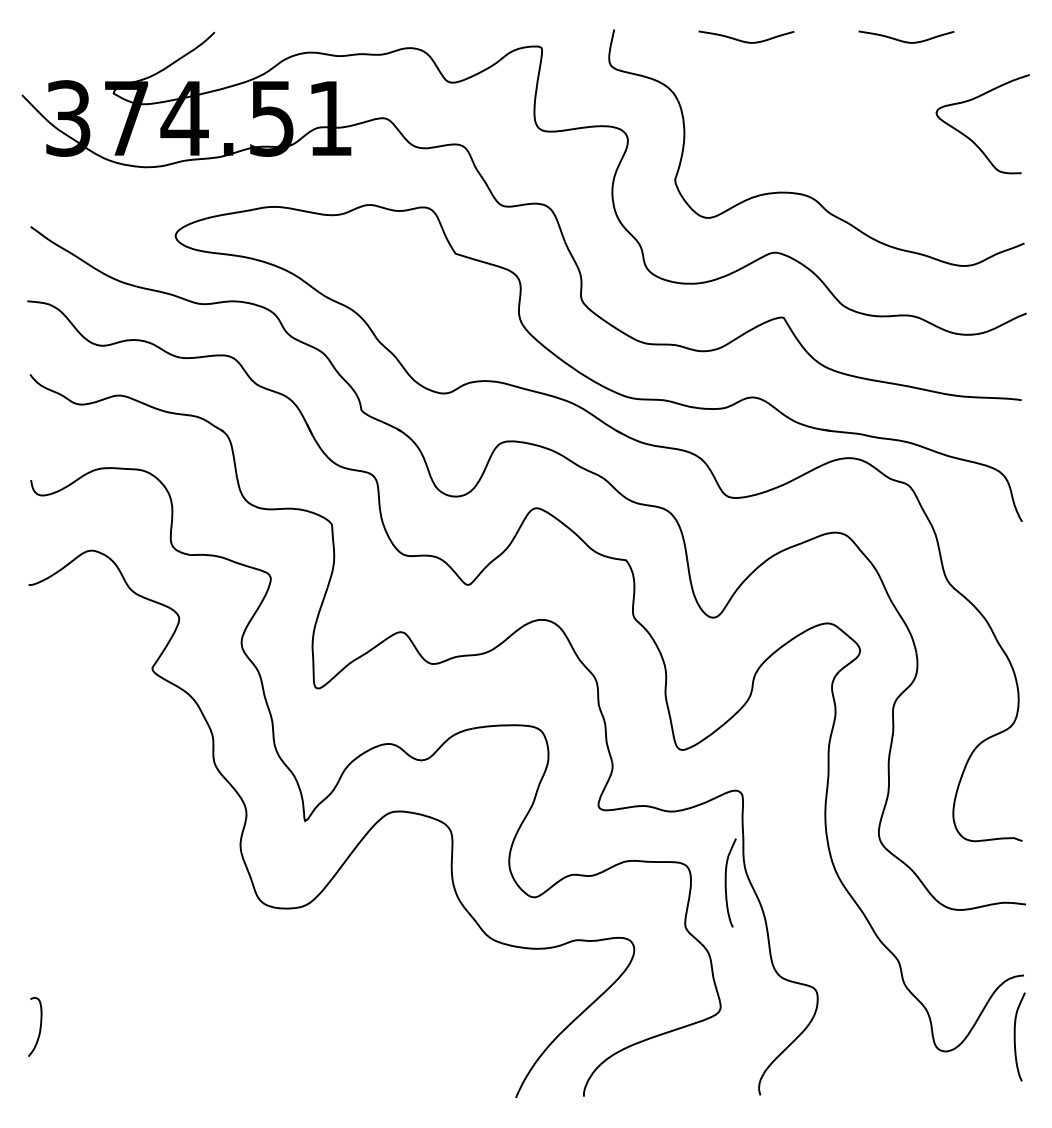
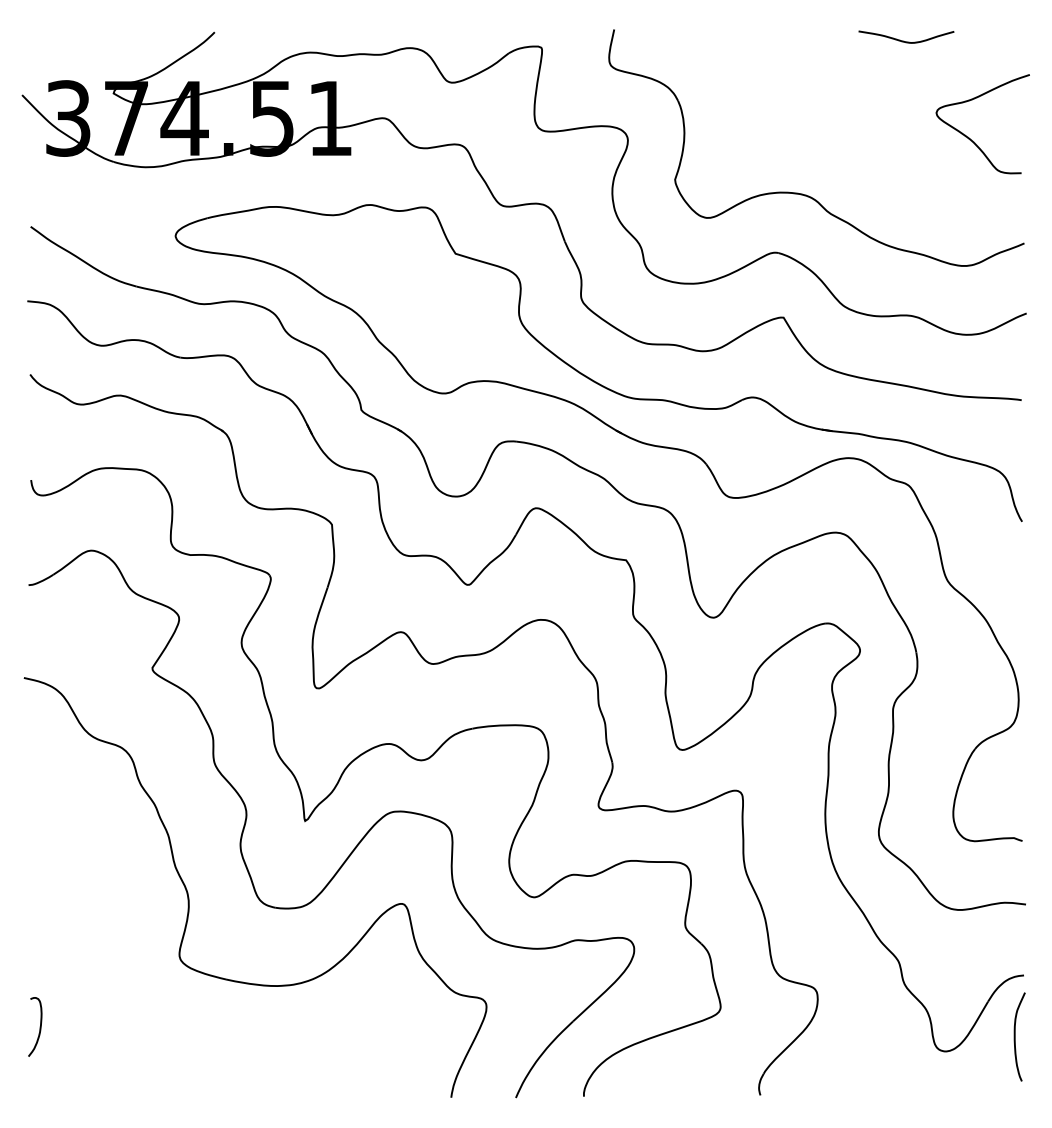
curve: present -> none (743, 40)
curve: present -> none (726, 882)
part: none -> present (189, 897)
